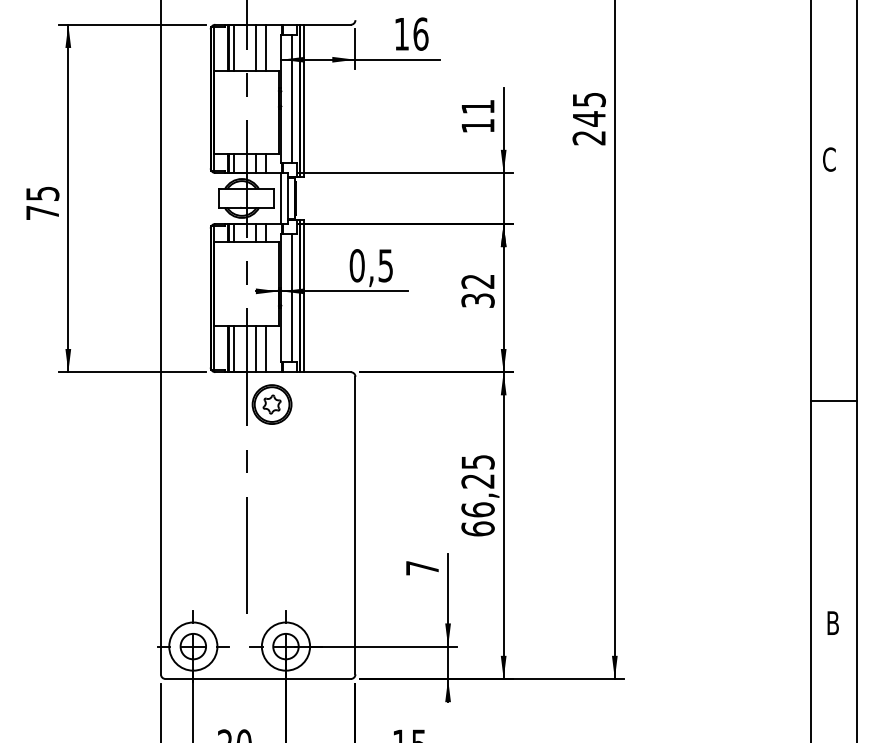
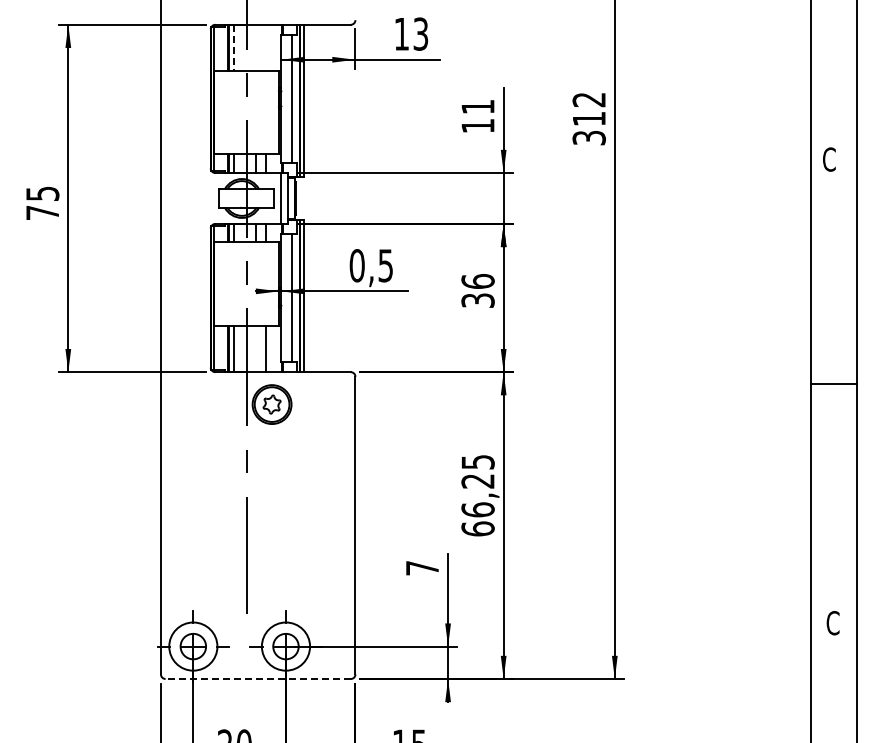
text: 16 -> 13 (420, 33)
line: present -> none (256, 47)
line: present -> none (265, 47)
line: solid -> dashed (233, 48)
text: 245 -> 312 (588, 119)
text: 32 -> 36 (477, 281)
line: present -> none (256, 348)
line position: (834, 400) -> (834, 383) (834, 383)
text: B -> C (832, 623)
line: solid -> dashed (258, 679)
